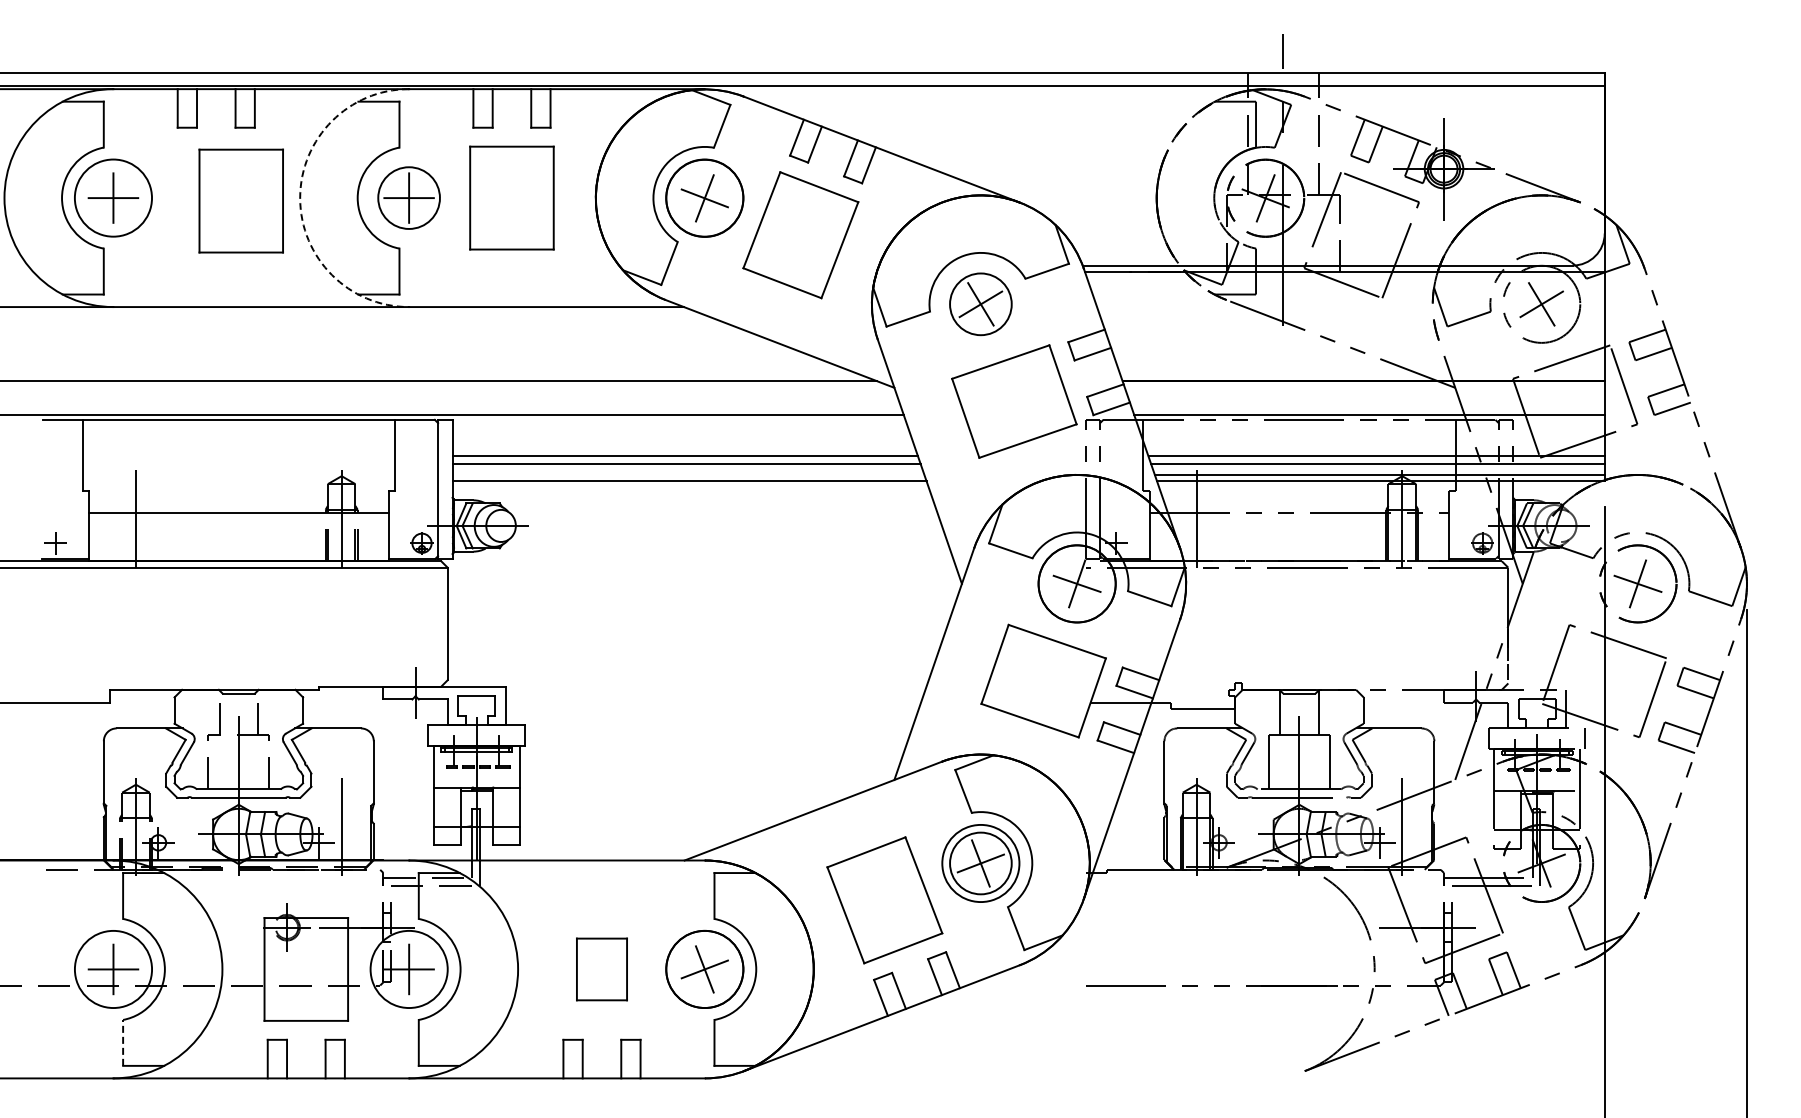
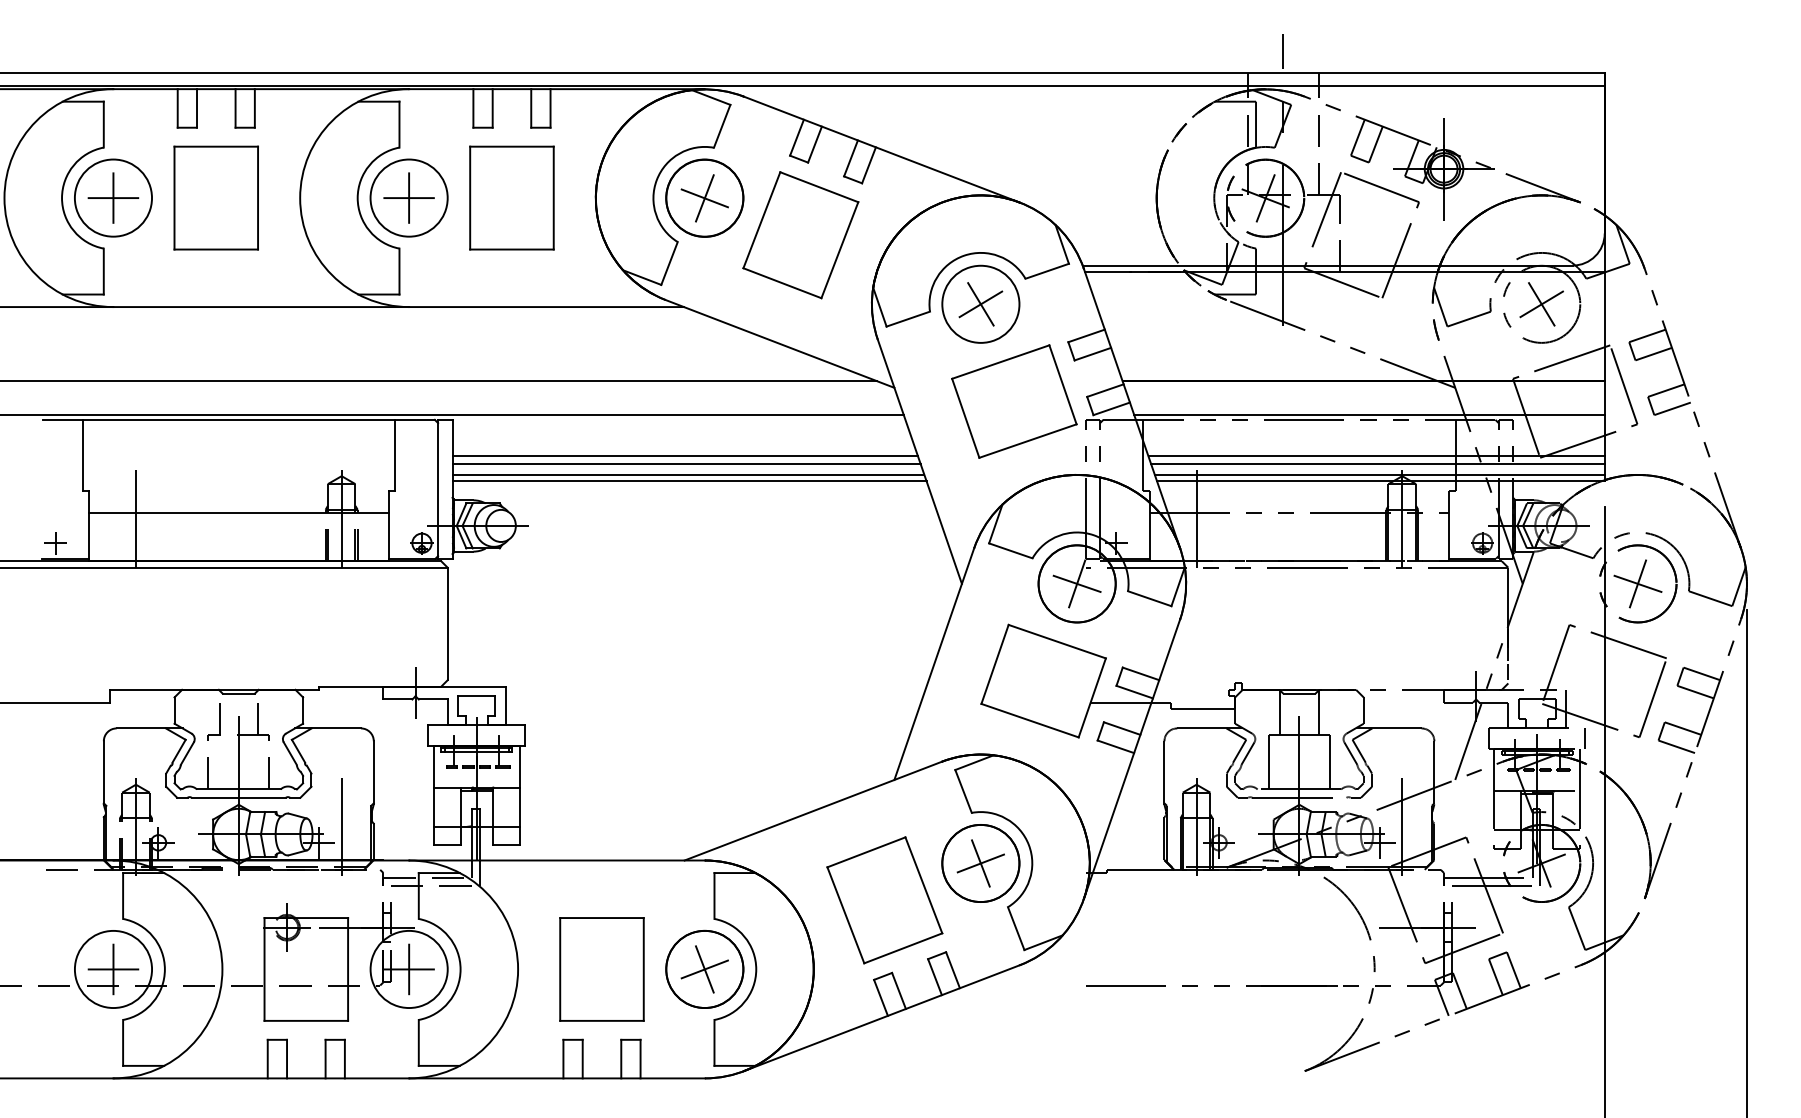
circle diameter: 62 px -> 77 px (408, 197)
arc: dashed -> solid (300, 198)
part position: (240, 200) -> (215, 197) (215, 197)
circle diameter: 62 px -> 77 px (980, 303)
line: none -> present (688, 474)
circle diameter: 62 px -> 77 px (980, 863)
part size: 52x65 px -> 86x105 px (601, 969)
line: dashed -> solid (123, 1042)
